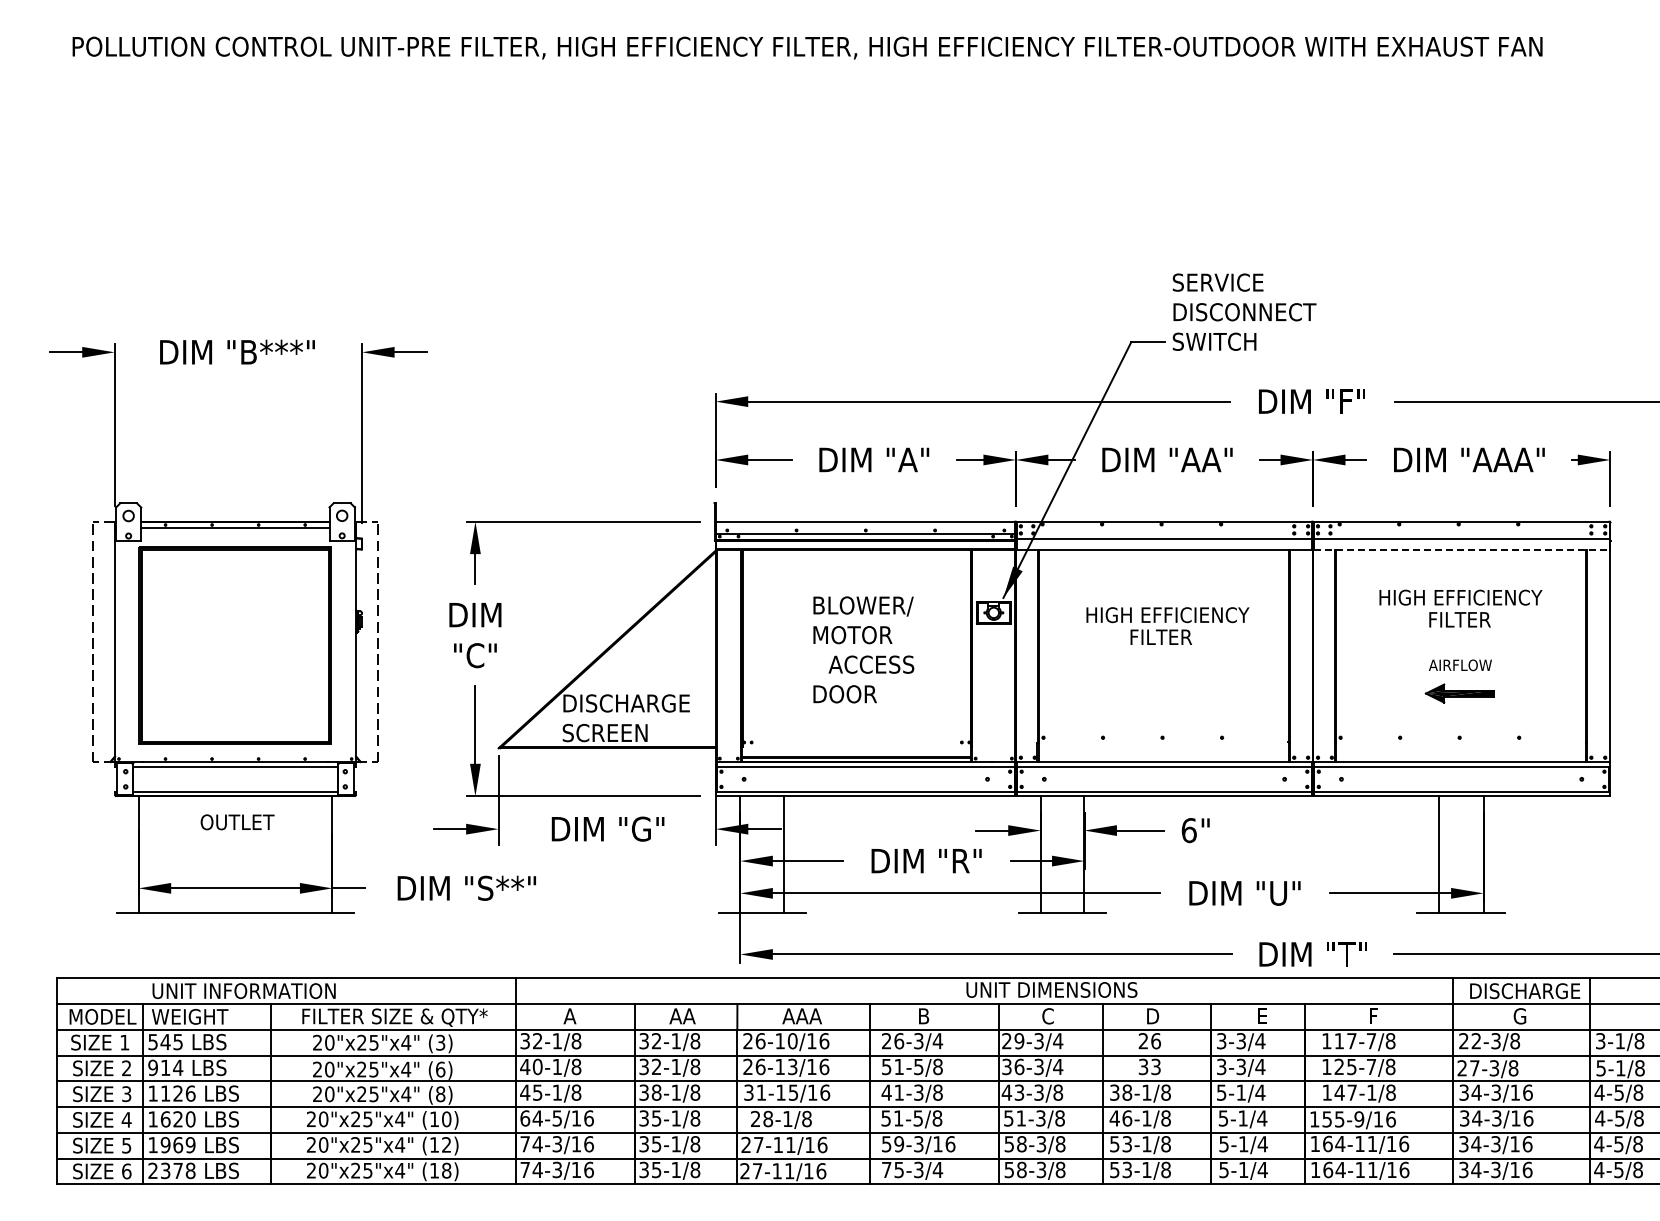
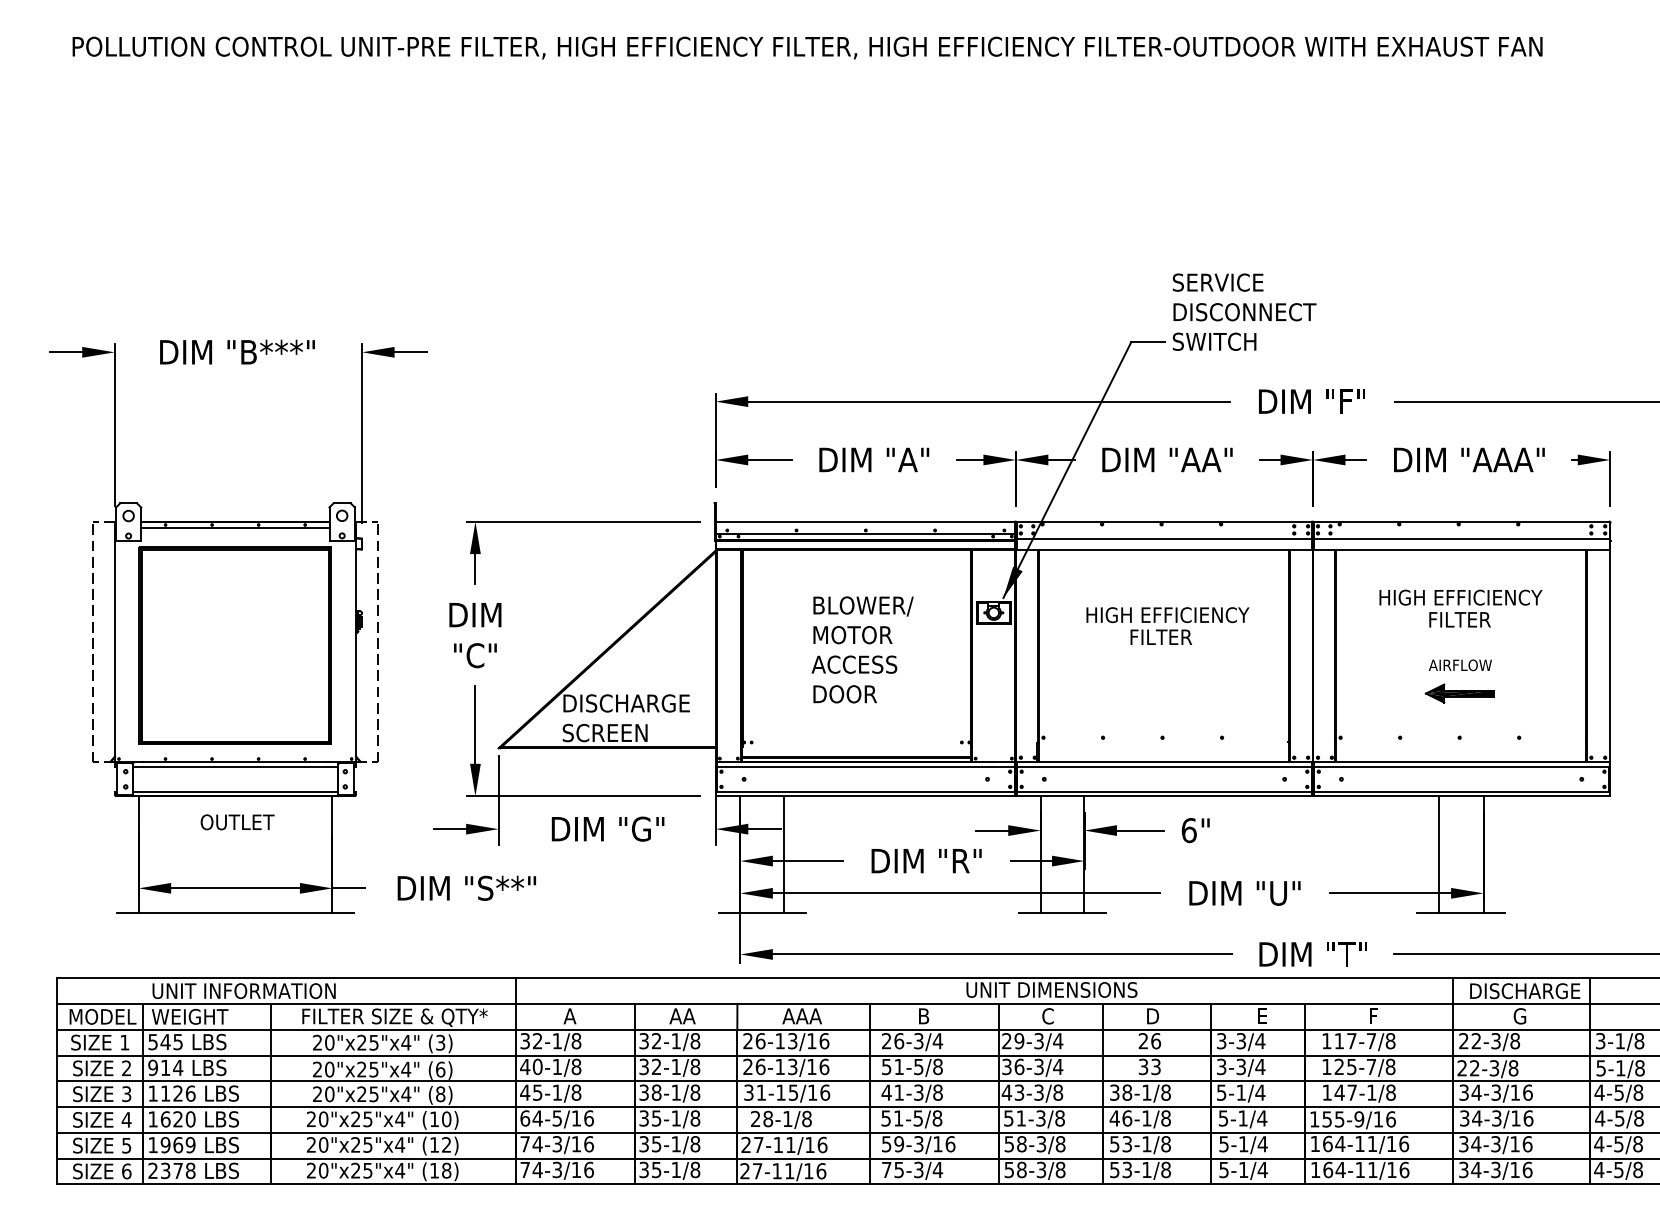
line: dashed -> solid (1461, 549)
text position: (871, 664) -> (854, 664) (854, 664)
text: 26-10/16 -> 26-13/16 (792, 1041)
text: 27-3/8 -> 22-3/8 (1474, 1068)
